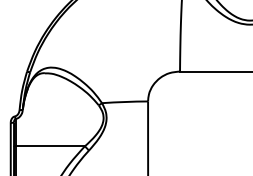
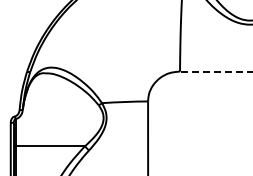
line: solid -> dashed (216, 71)
